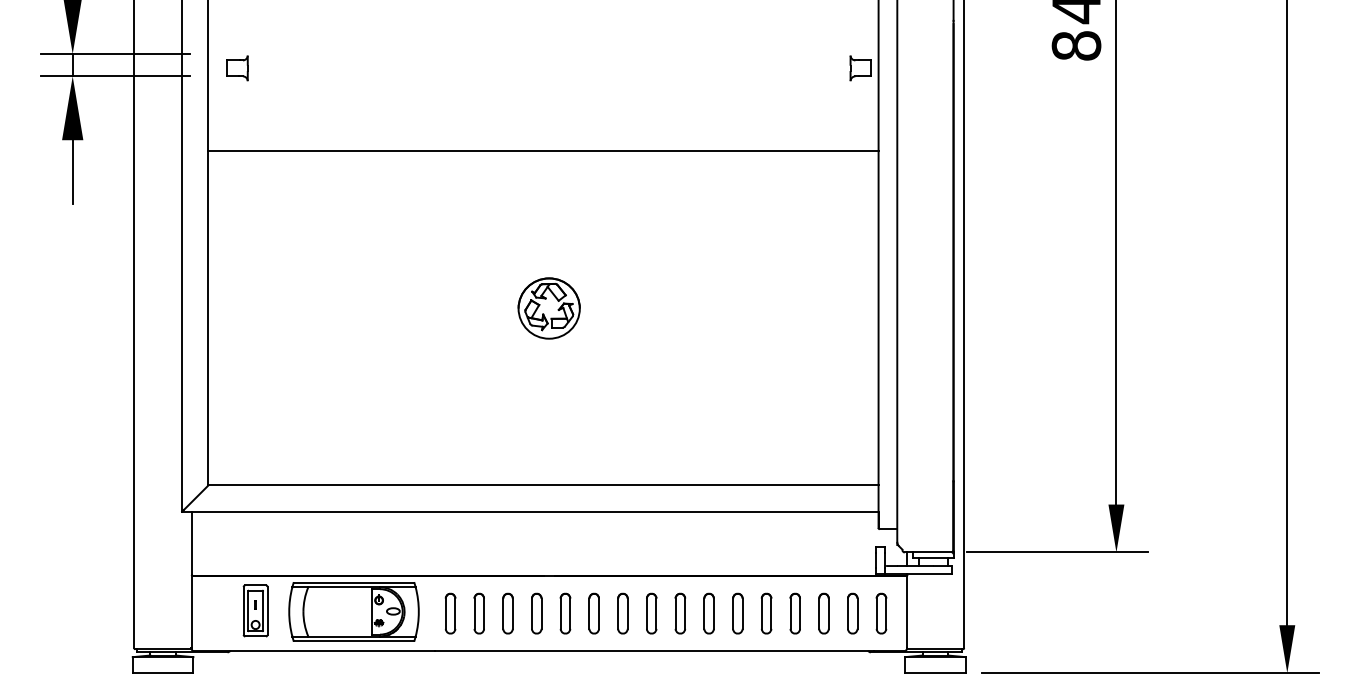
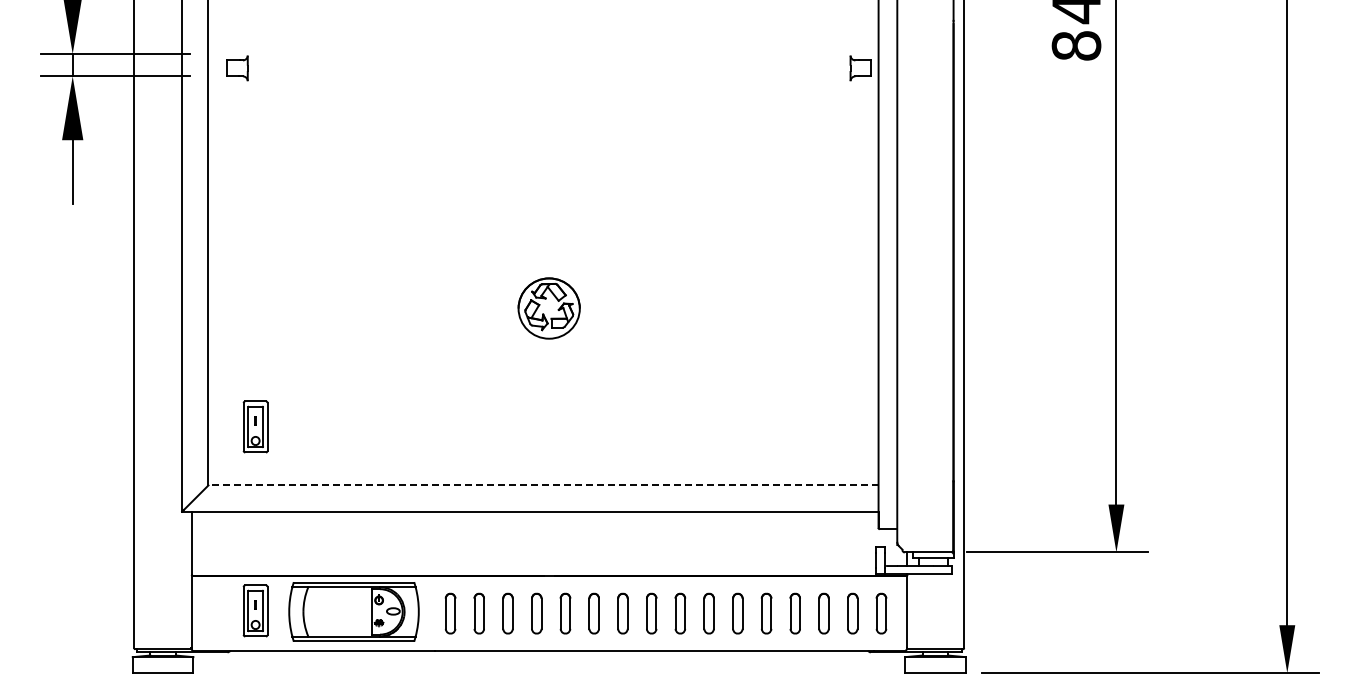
line: present -> none (543, 151)
part: none -> present (255, 426)
line: solid -> dashed (543, 485)
